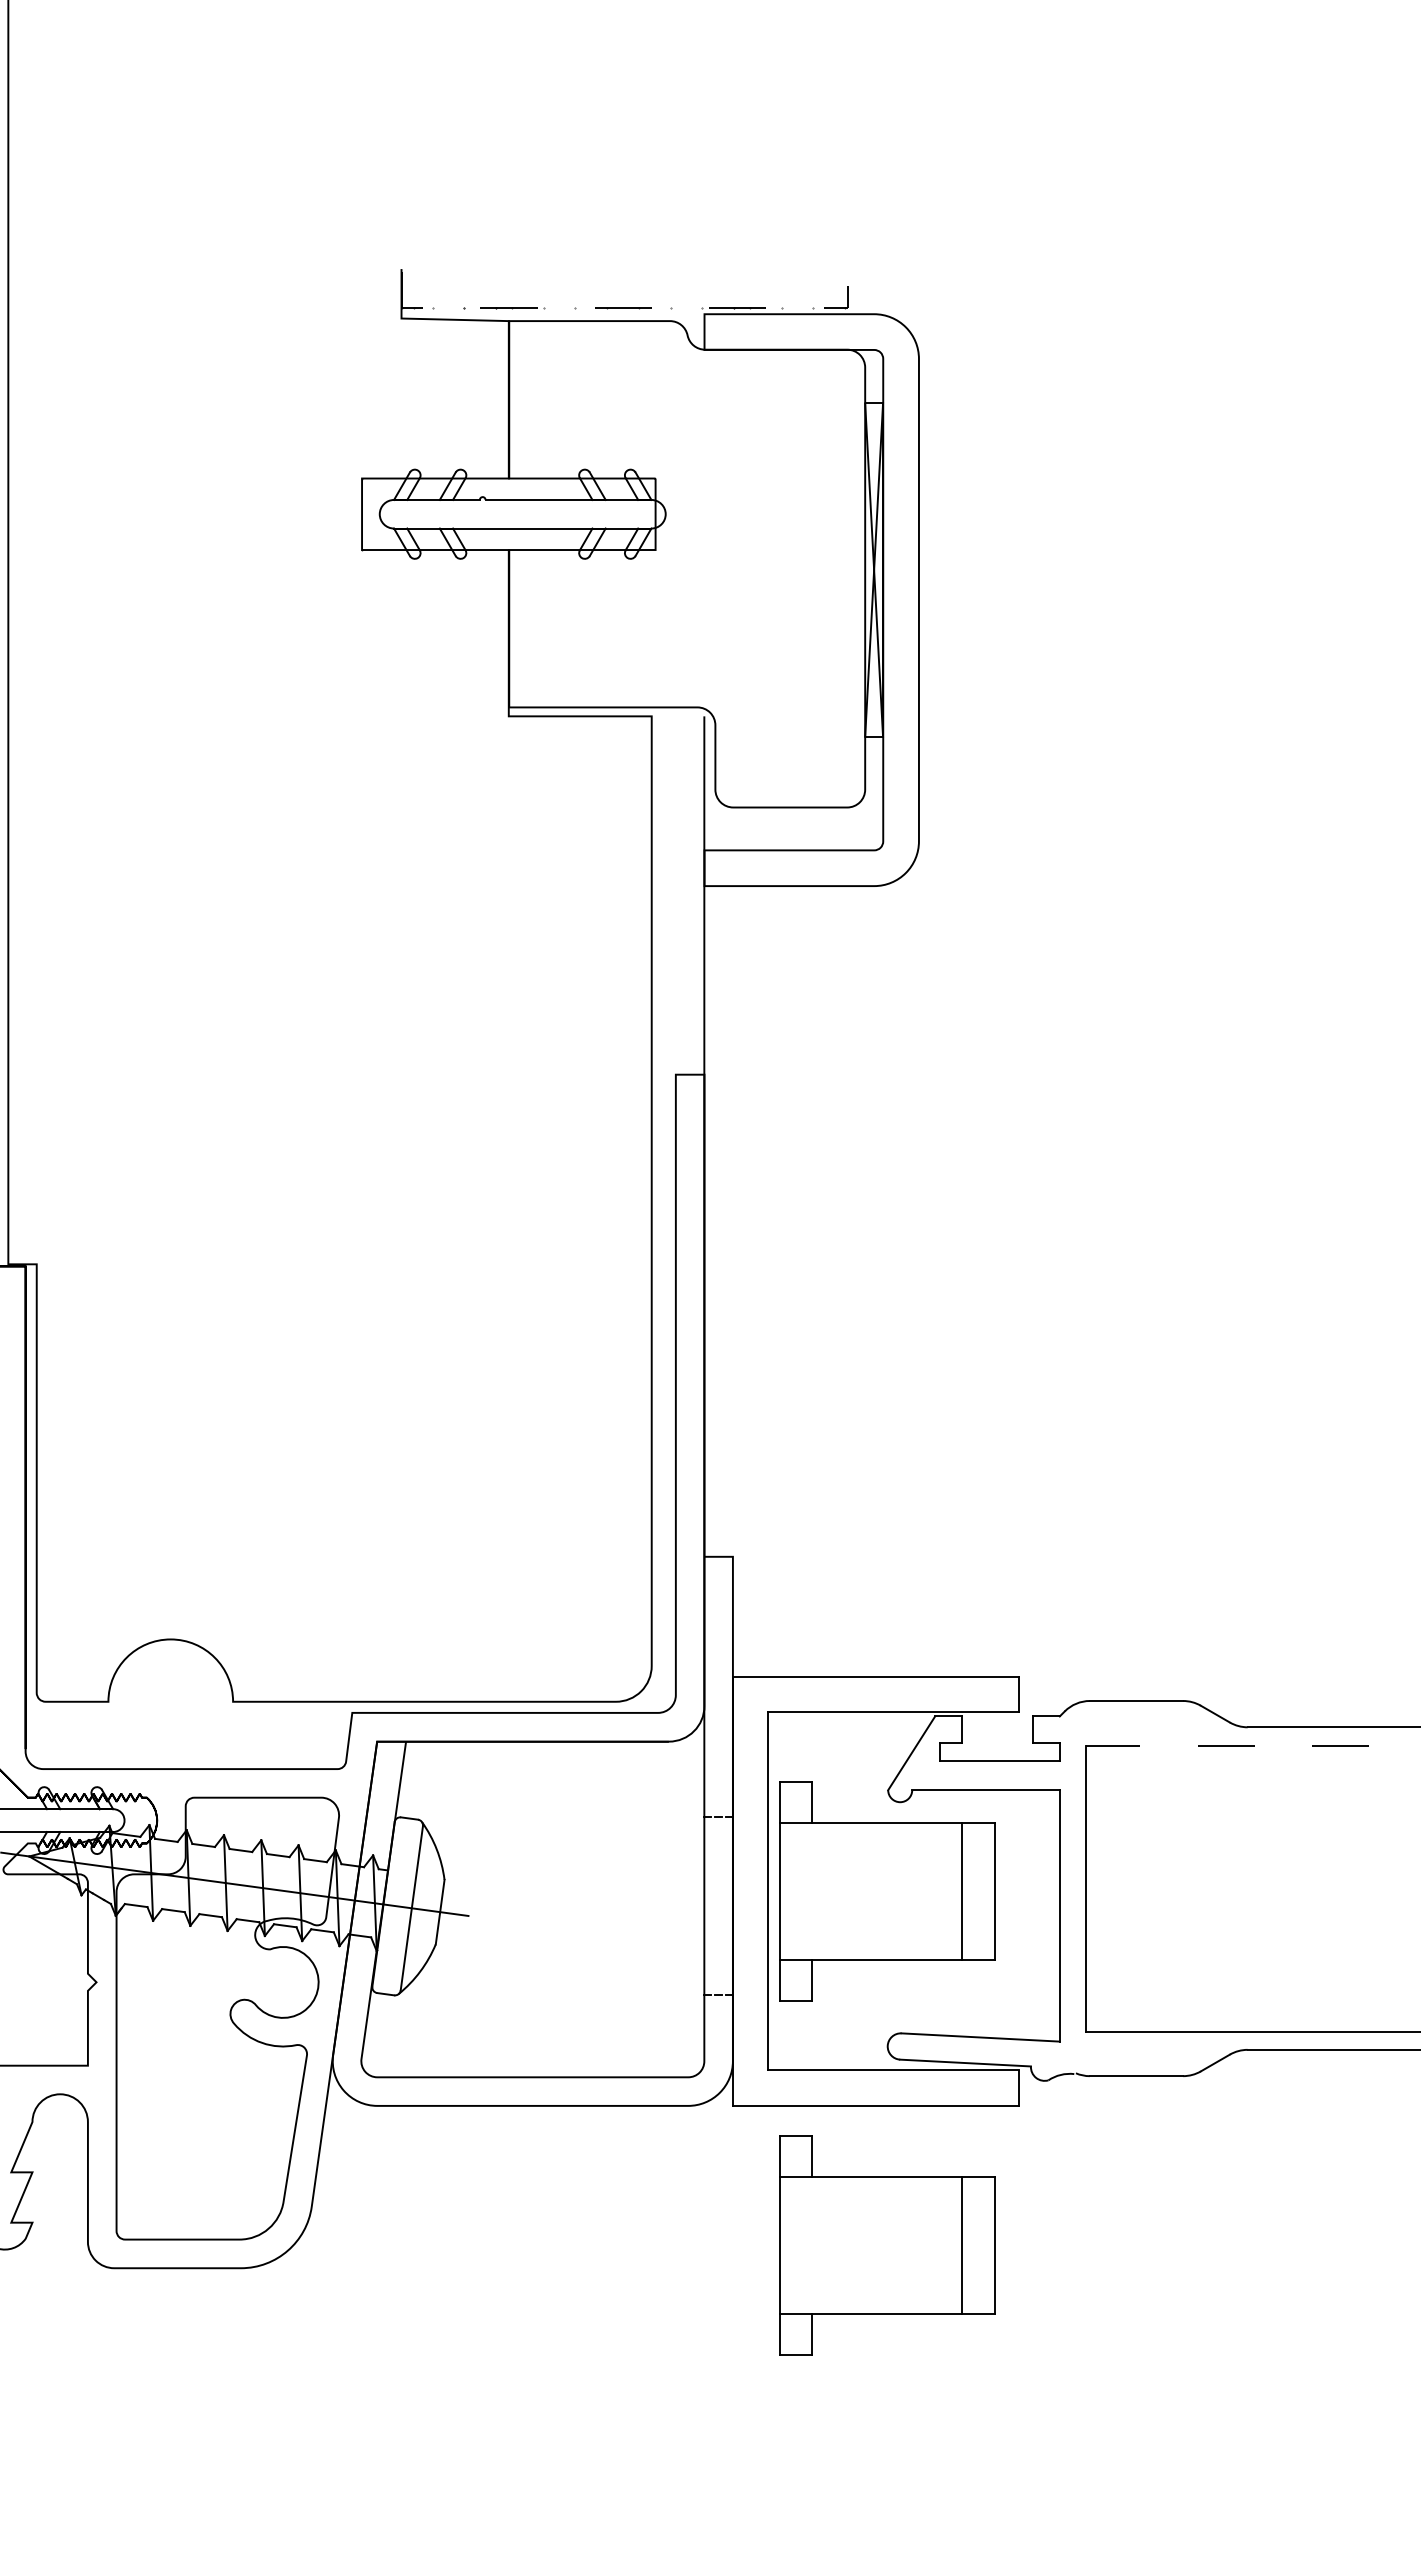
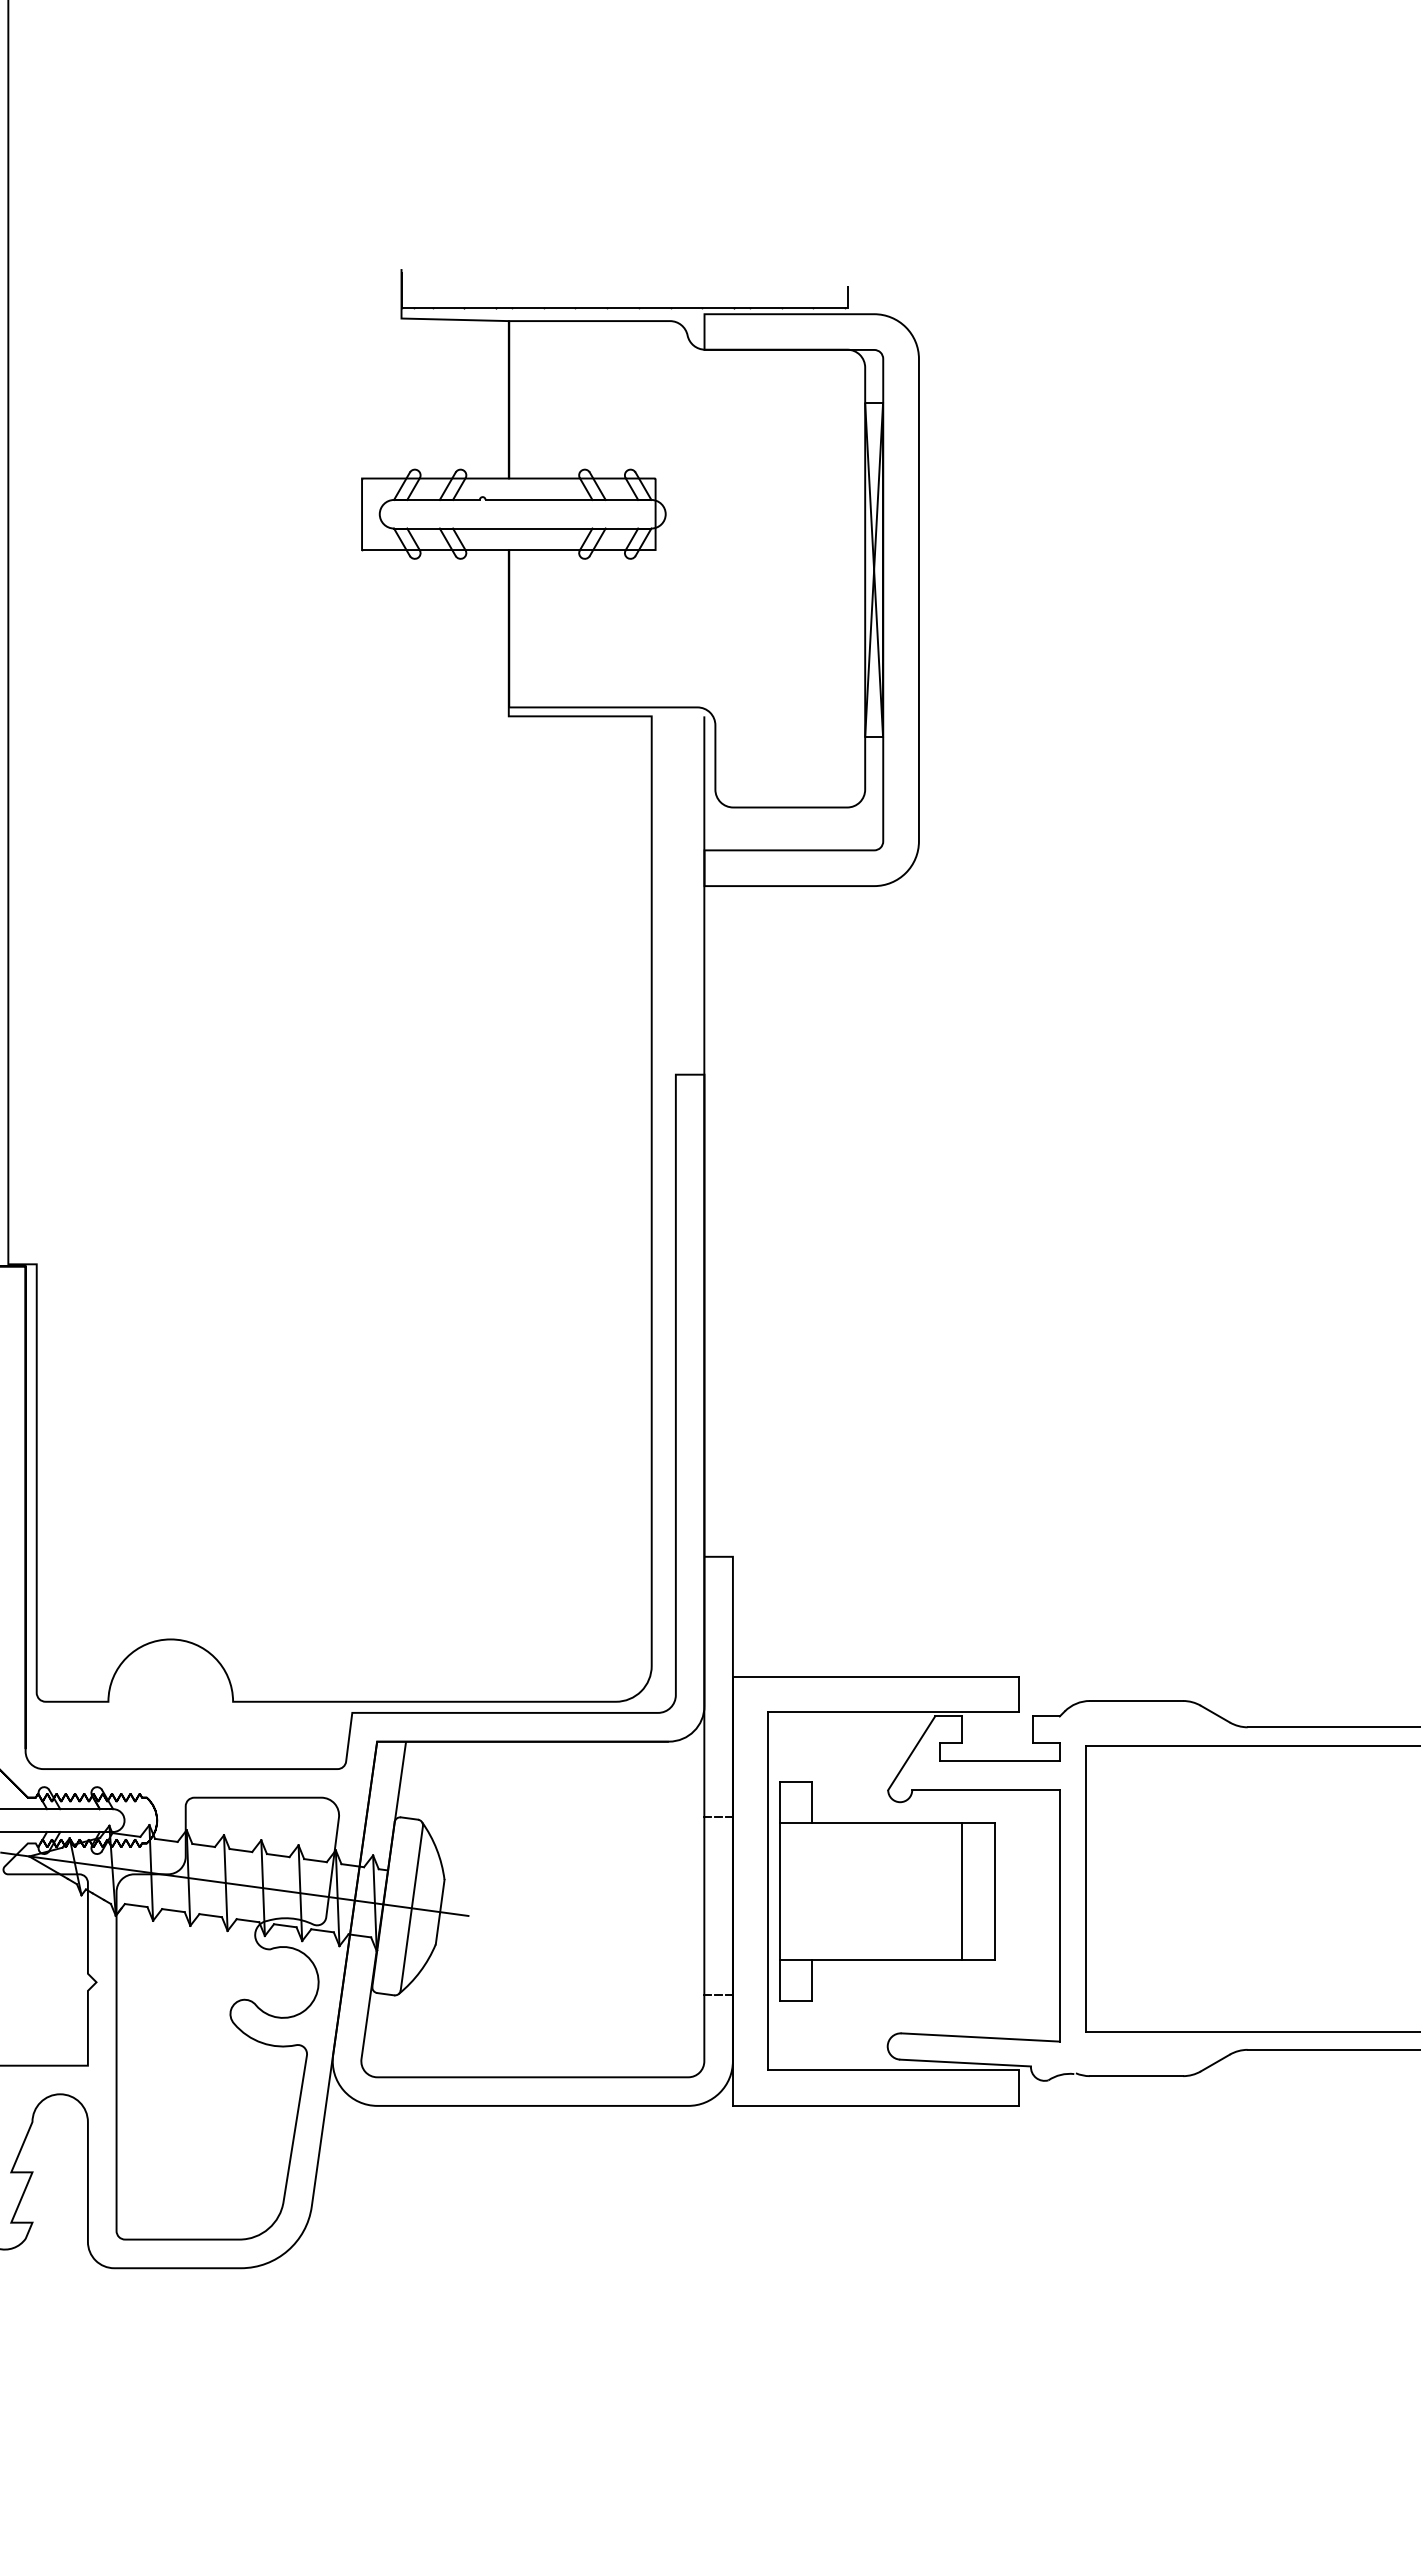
line: dashed -> solid (618, 307)
line: dashed -> solid (1252, 1745)
part: present -> none (887, 2245)
